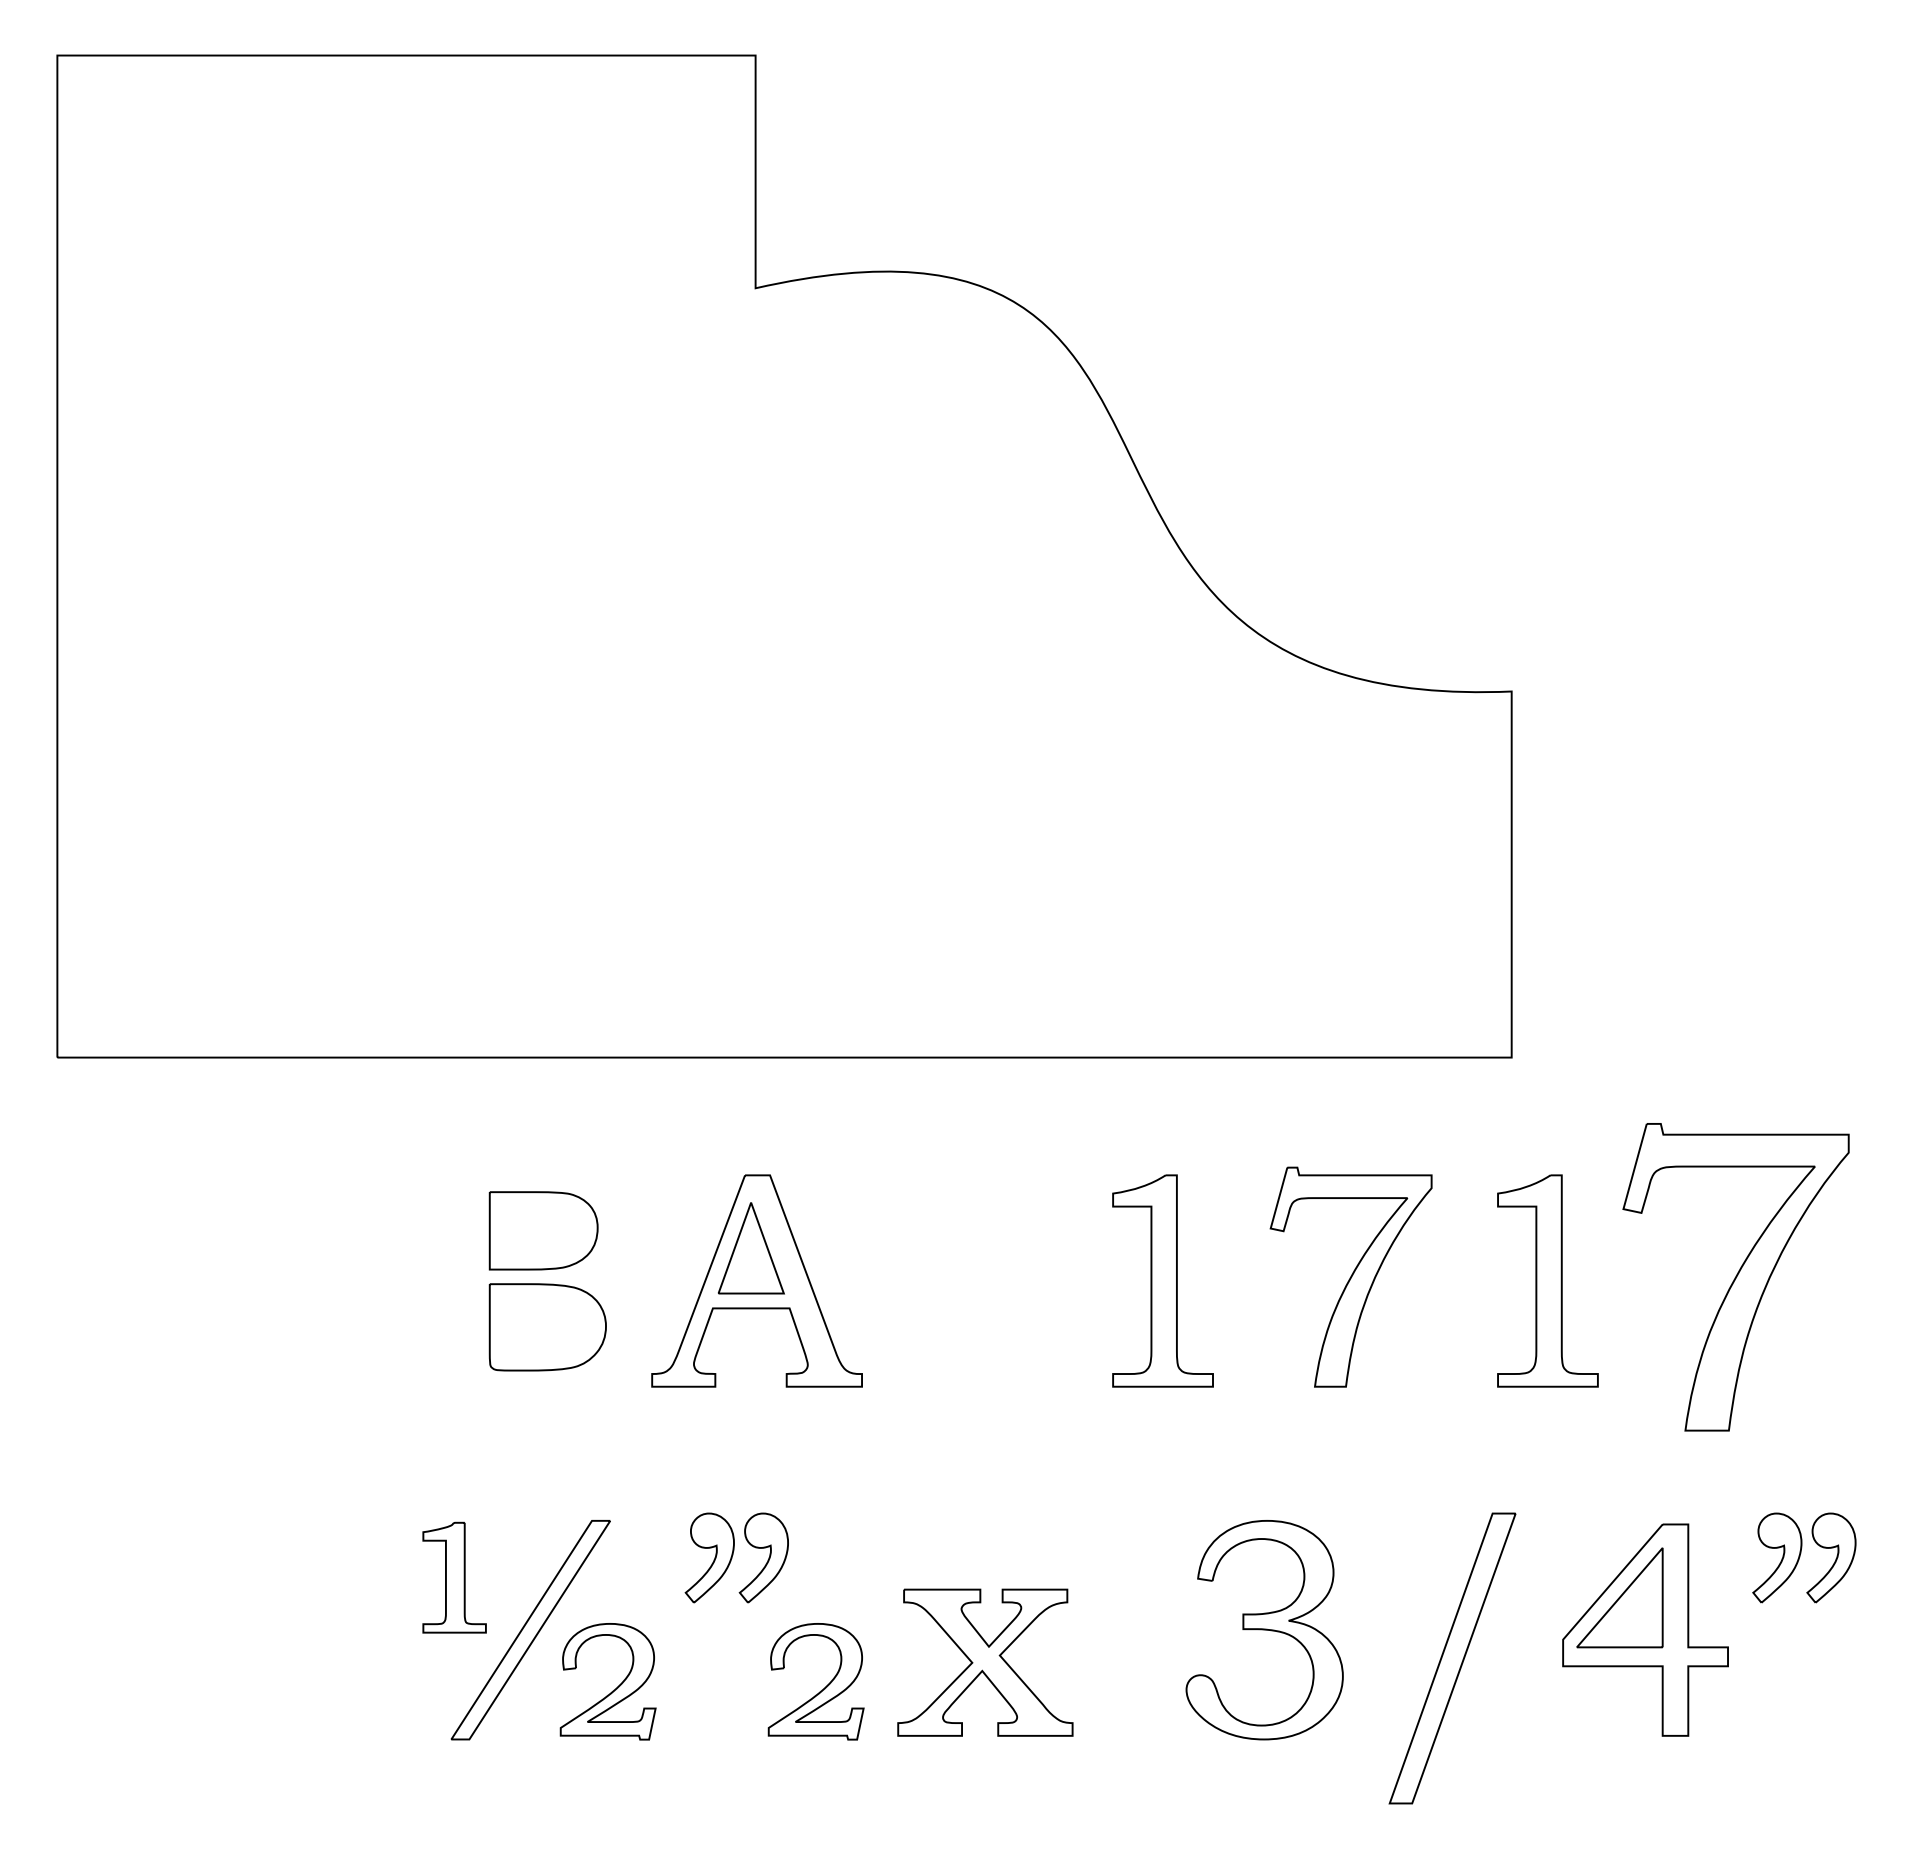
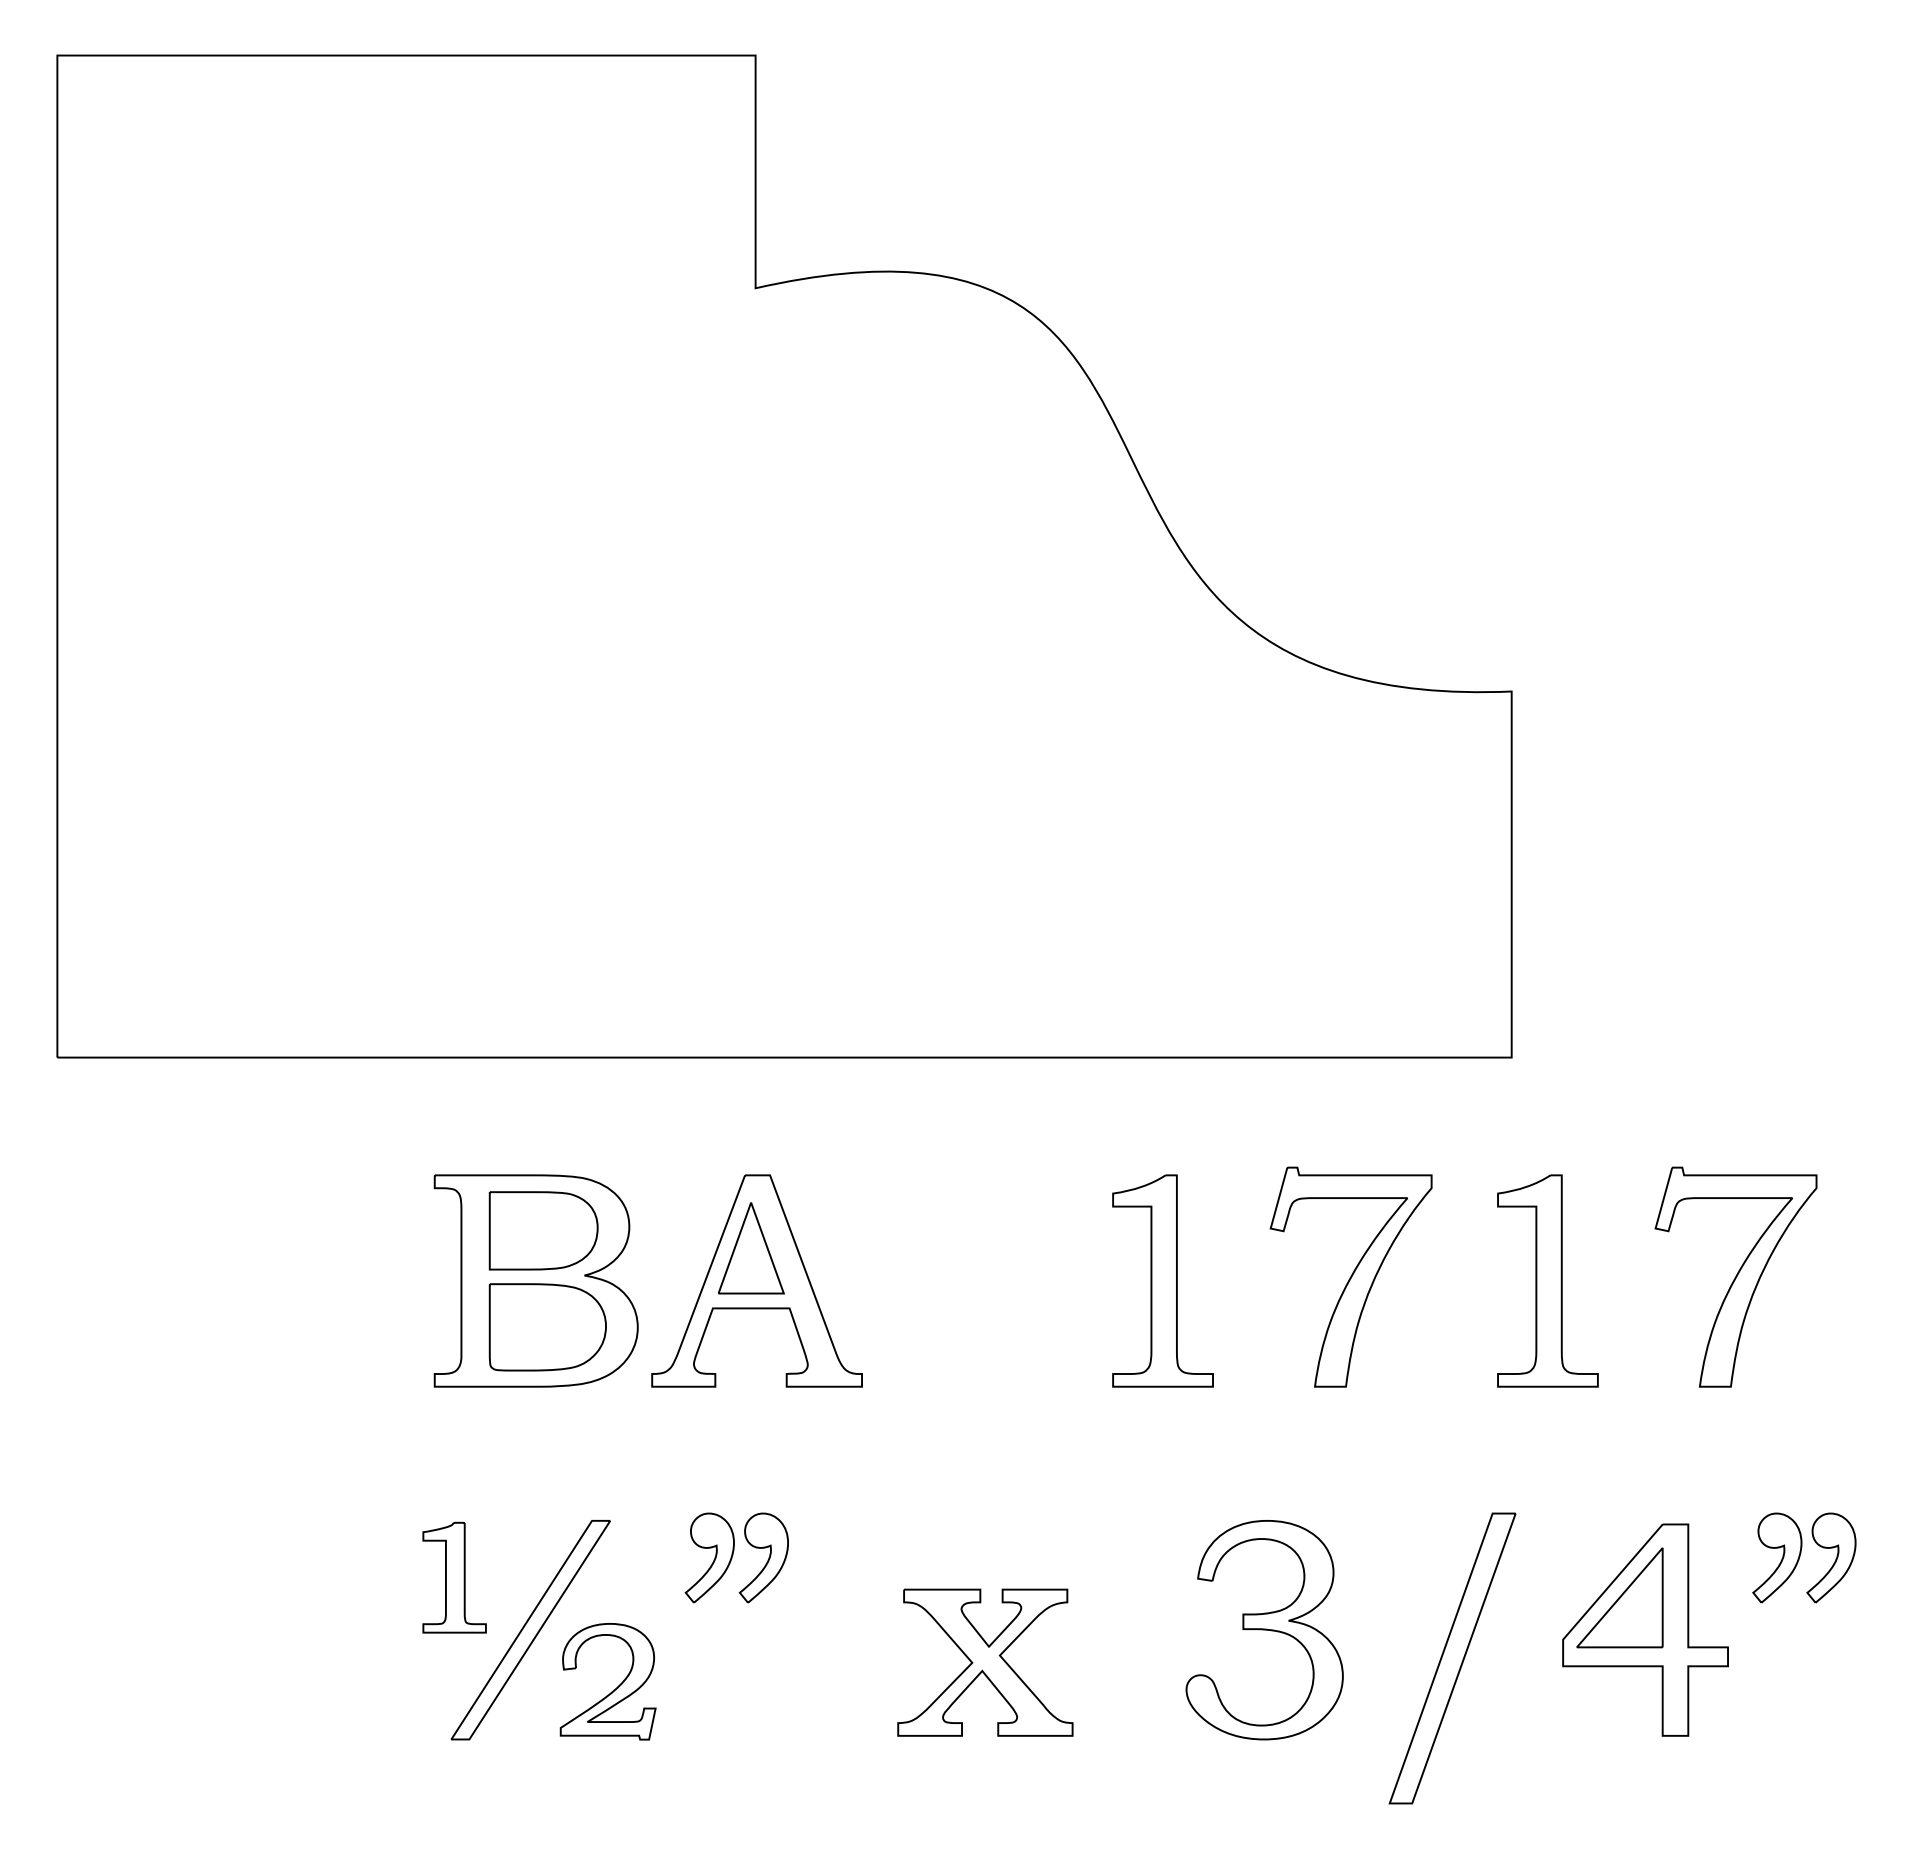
part size: 228x309 px -> 164x222 px (1735, 1276)
part: none -> present (535, 1280)
part: present -> none (820, 1690)
